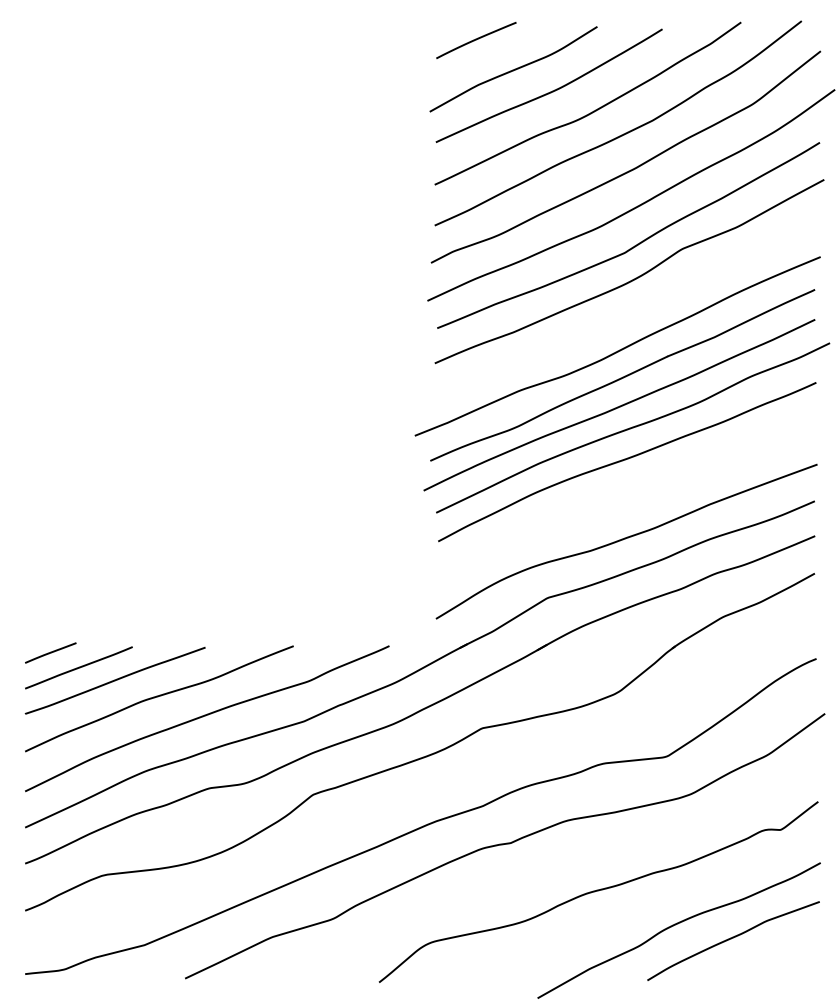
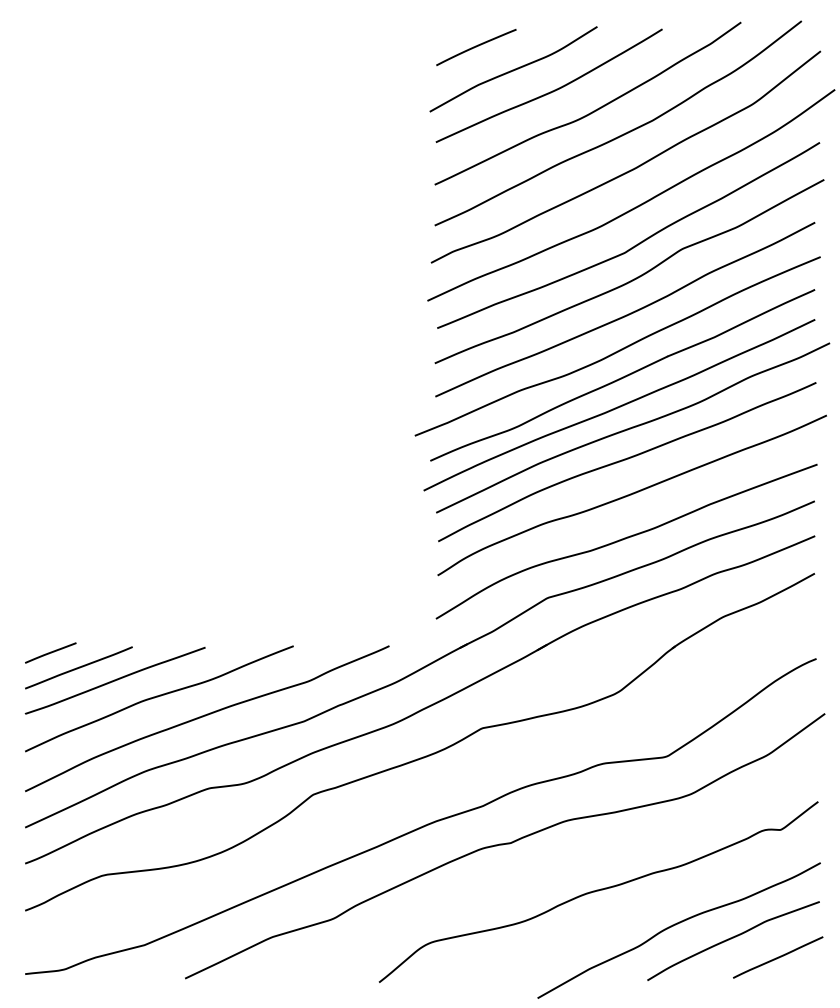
line position: (476, 40) -> (476, 47) (476, 47)
curve: none -> present (628, 313)
curve: none -> present (631, 495)
line: none -> present (778, 957)
